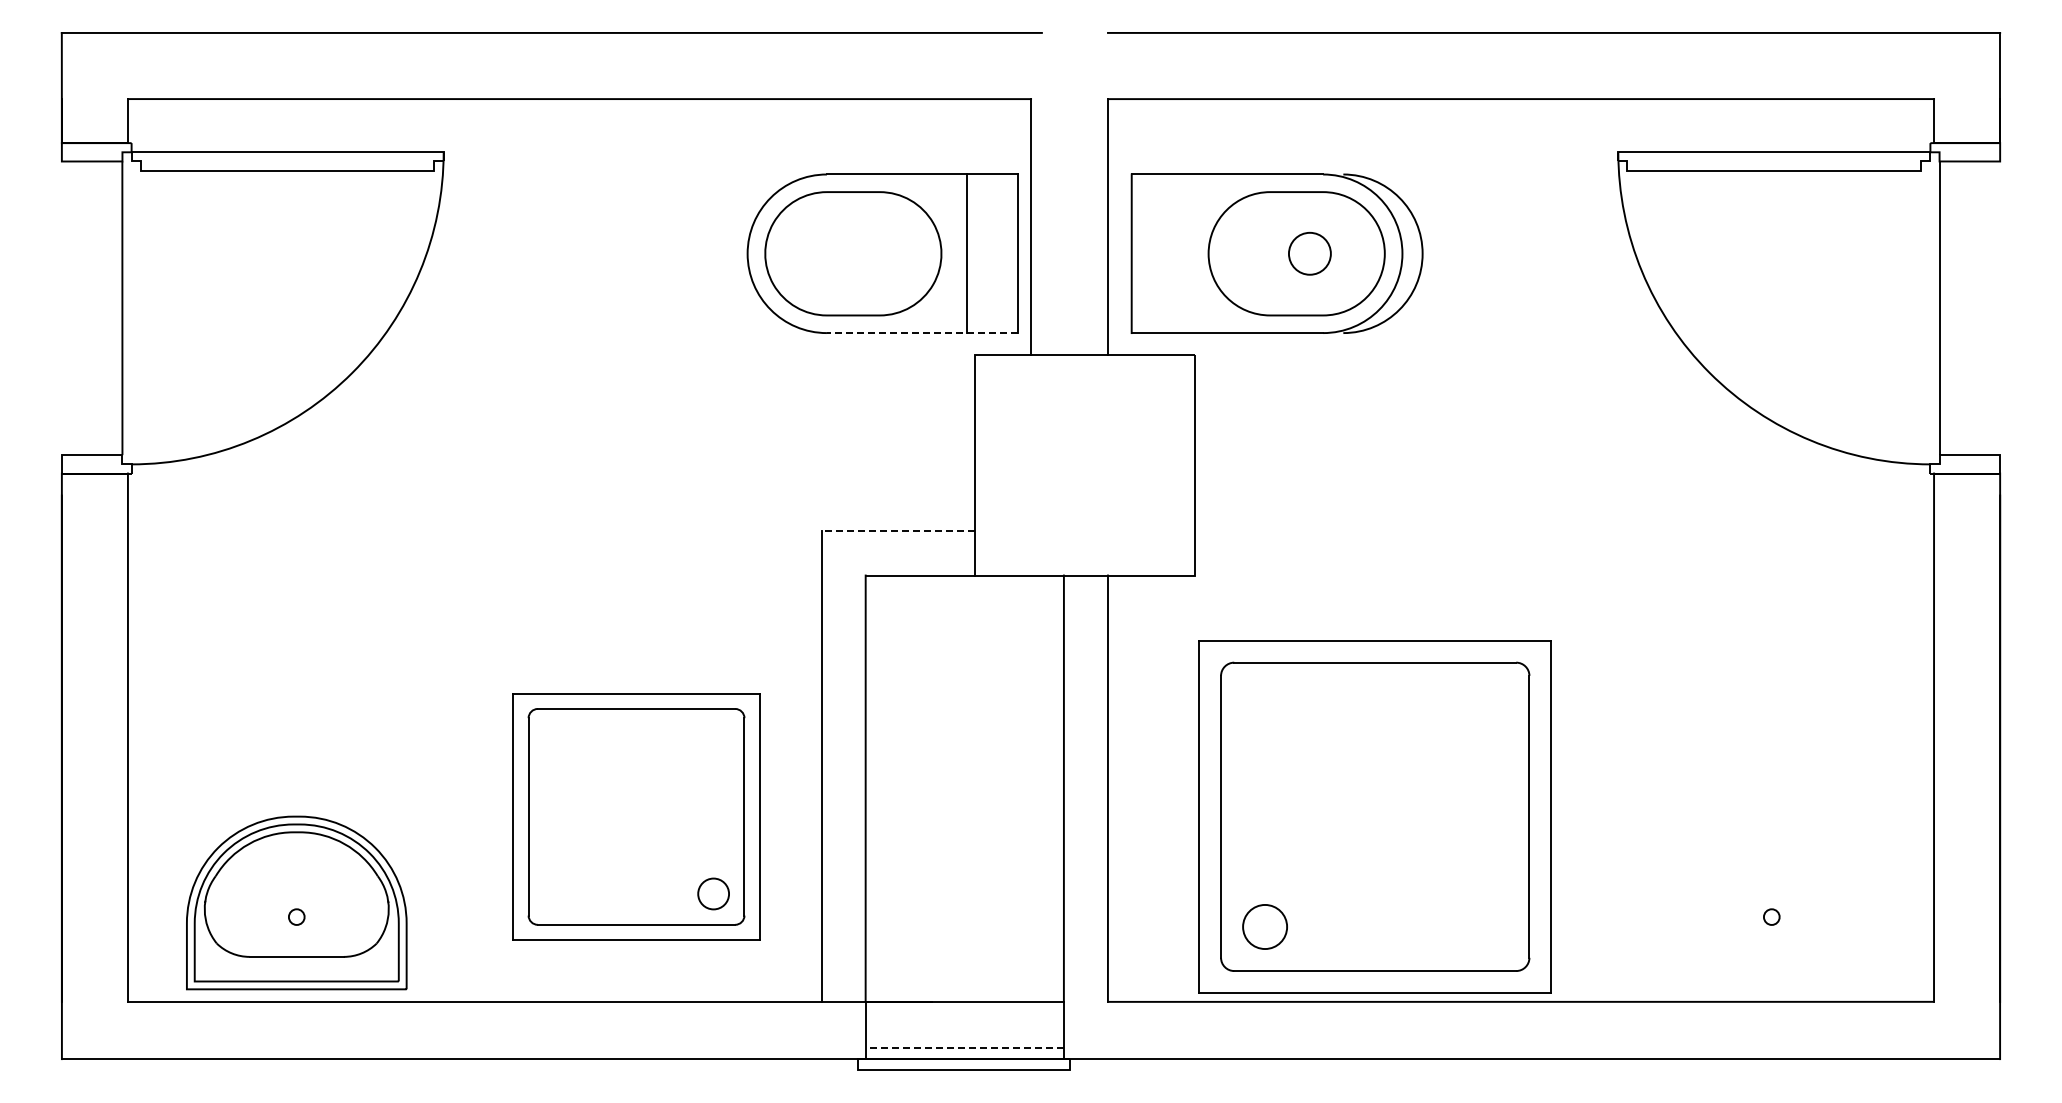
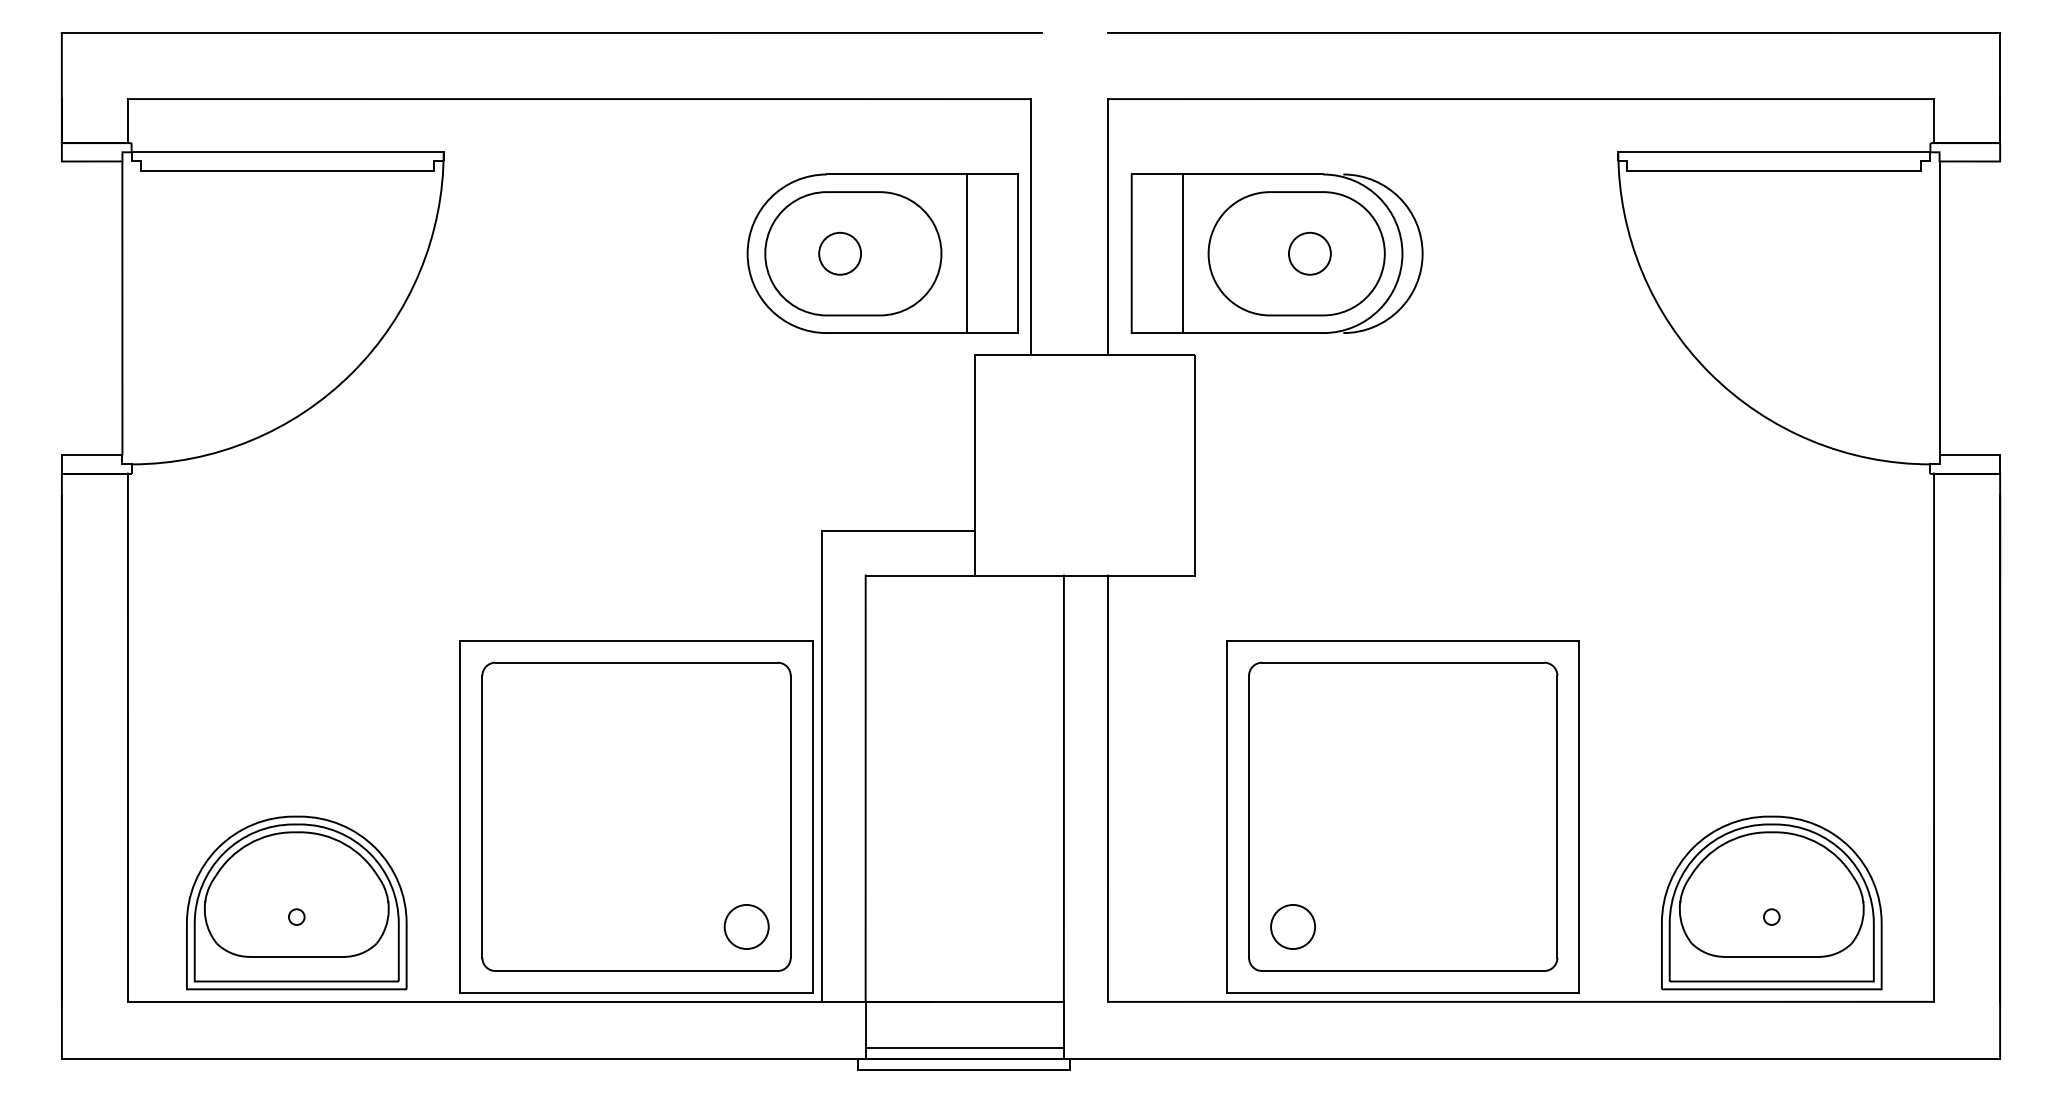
circle: none -> present (839, 253)
line: none -> present (1182, 253)
line: dashed -> solid (922, 333)
line: dashed -> solid (898, 531)
part size: 249x248 px -> 355x354 px (636, 816)
part position: (1374, 816) -> (1402, 816) (1402, 816)
part: none -> present (1771, 902)
line: dashed -> solid (964, 1048)
